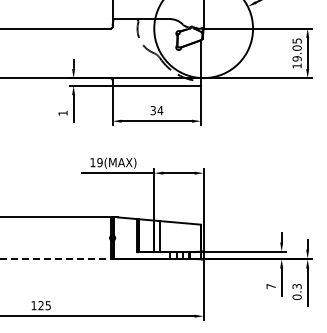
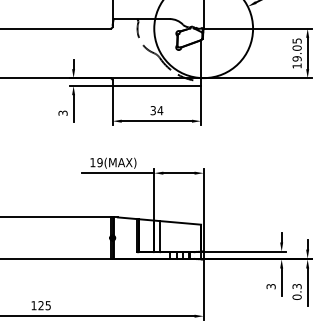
text: 1 -> 3 (62, 112)
line: dashed -> solid (56, 258)
text: 7 -> 3 (270, 286)
